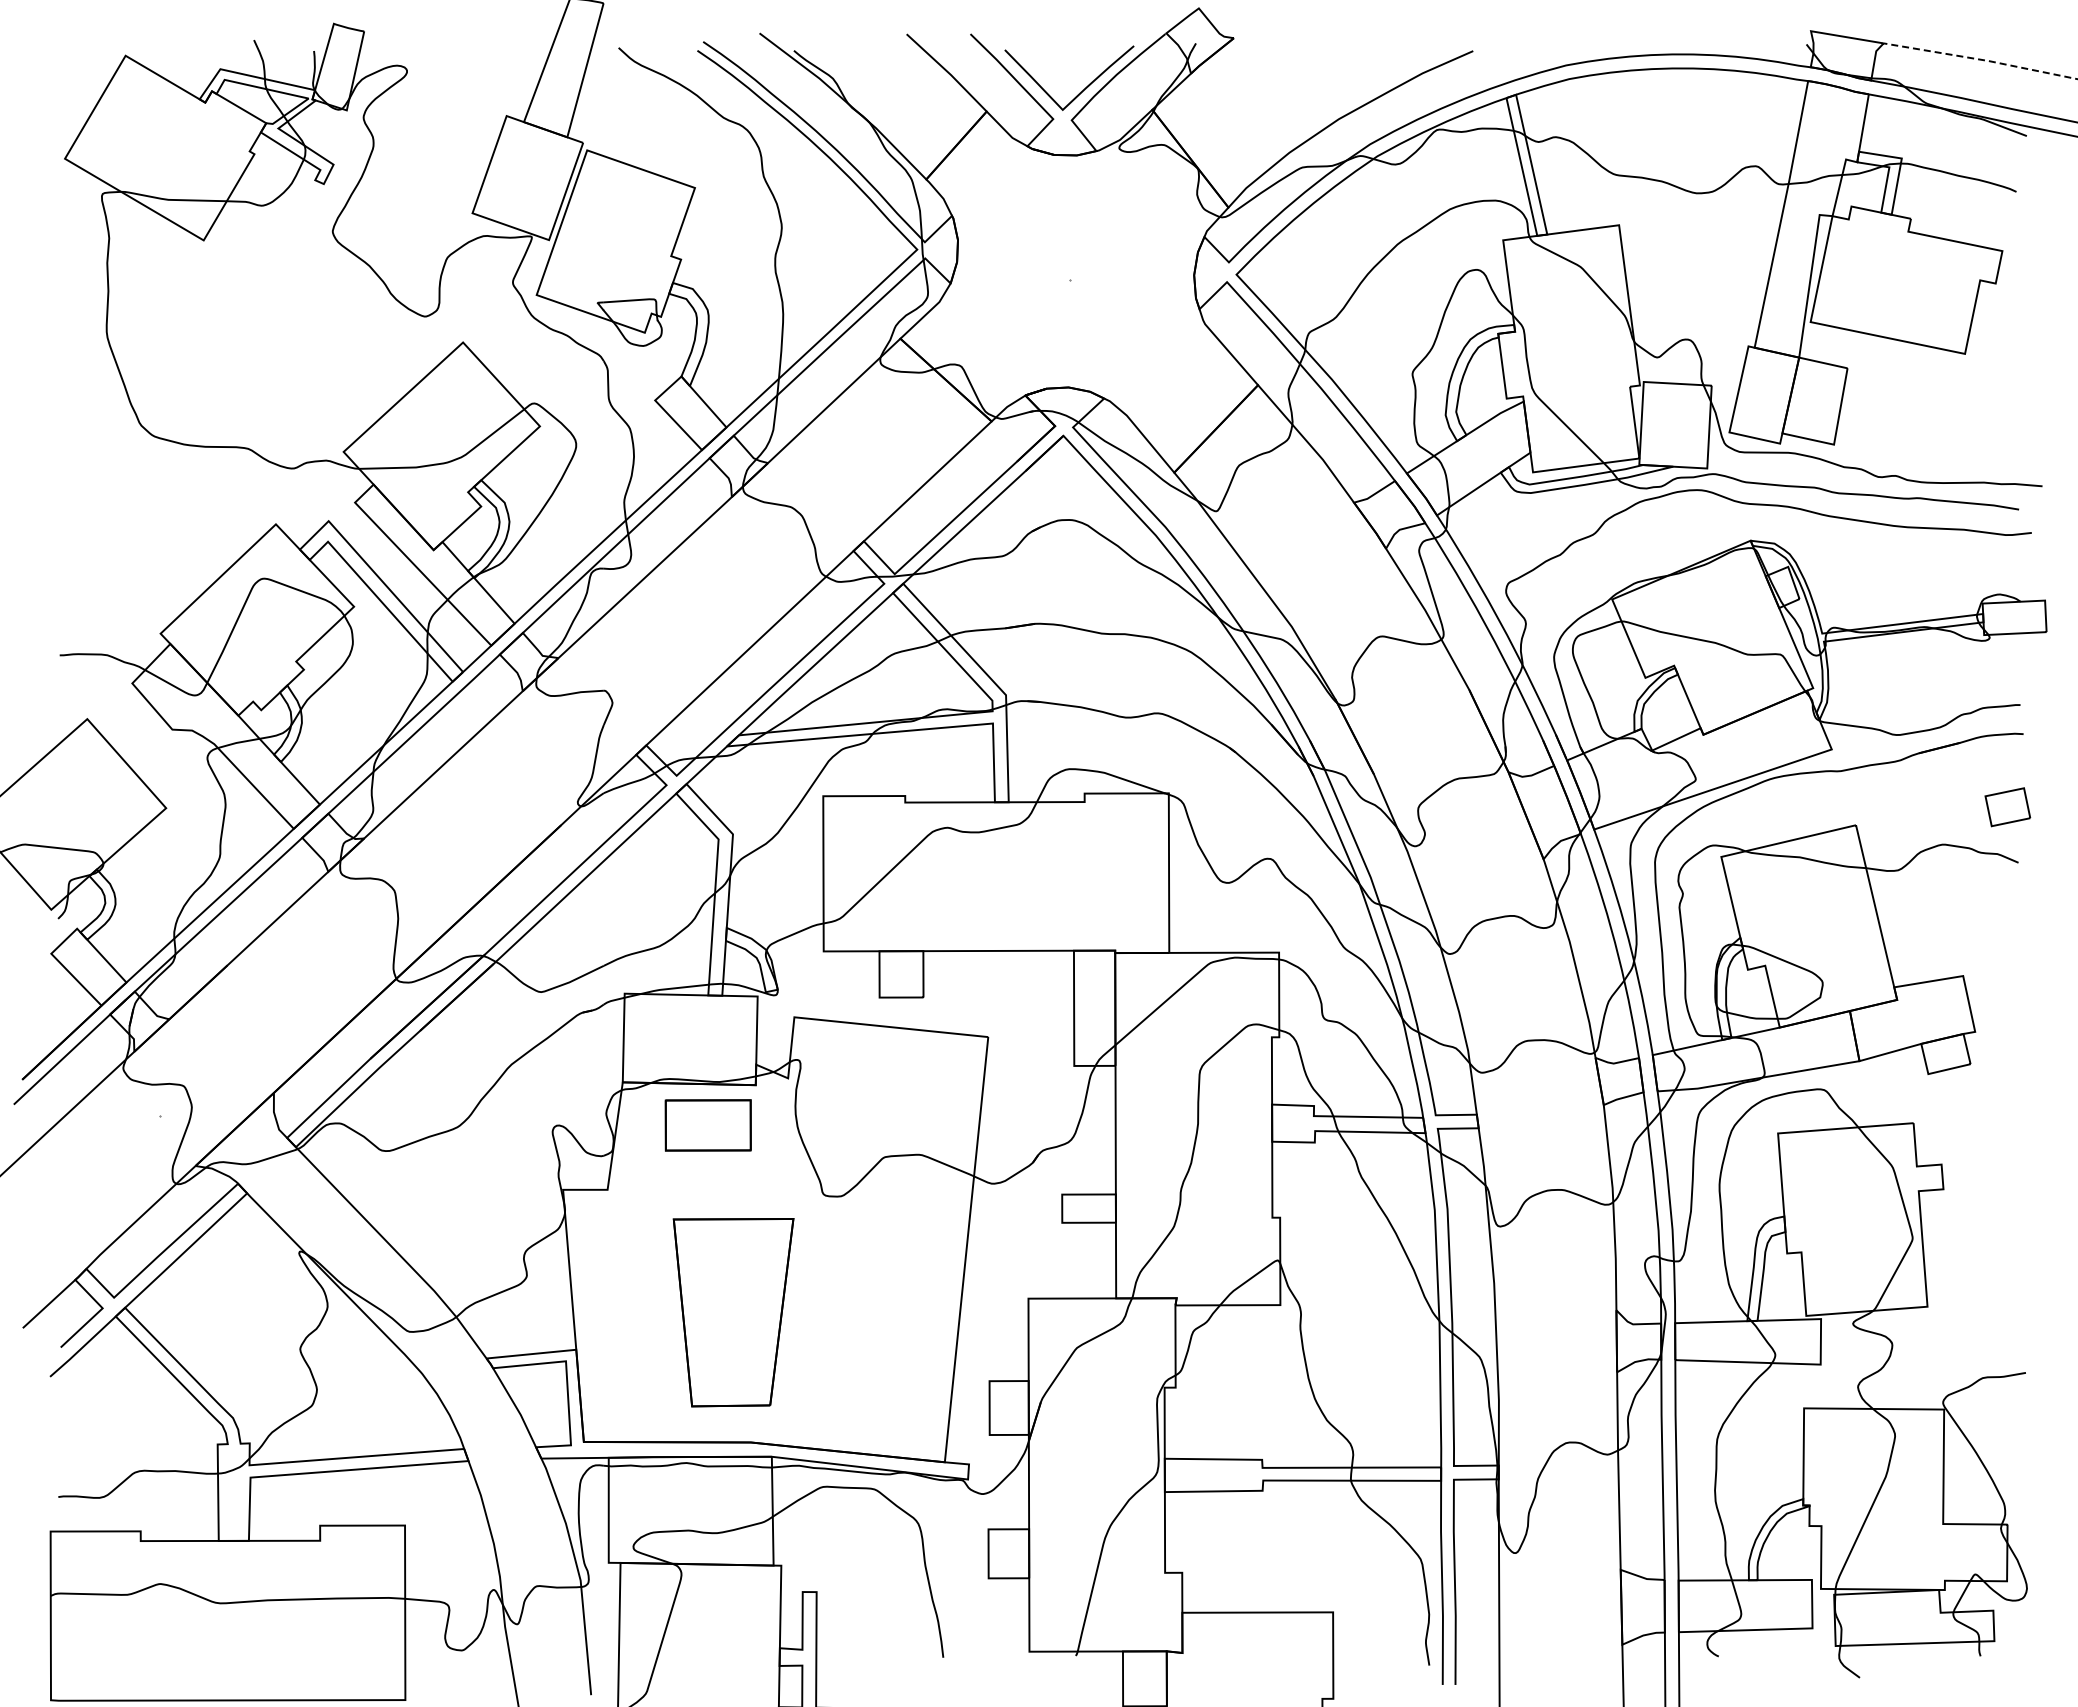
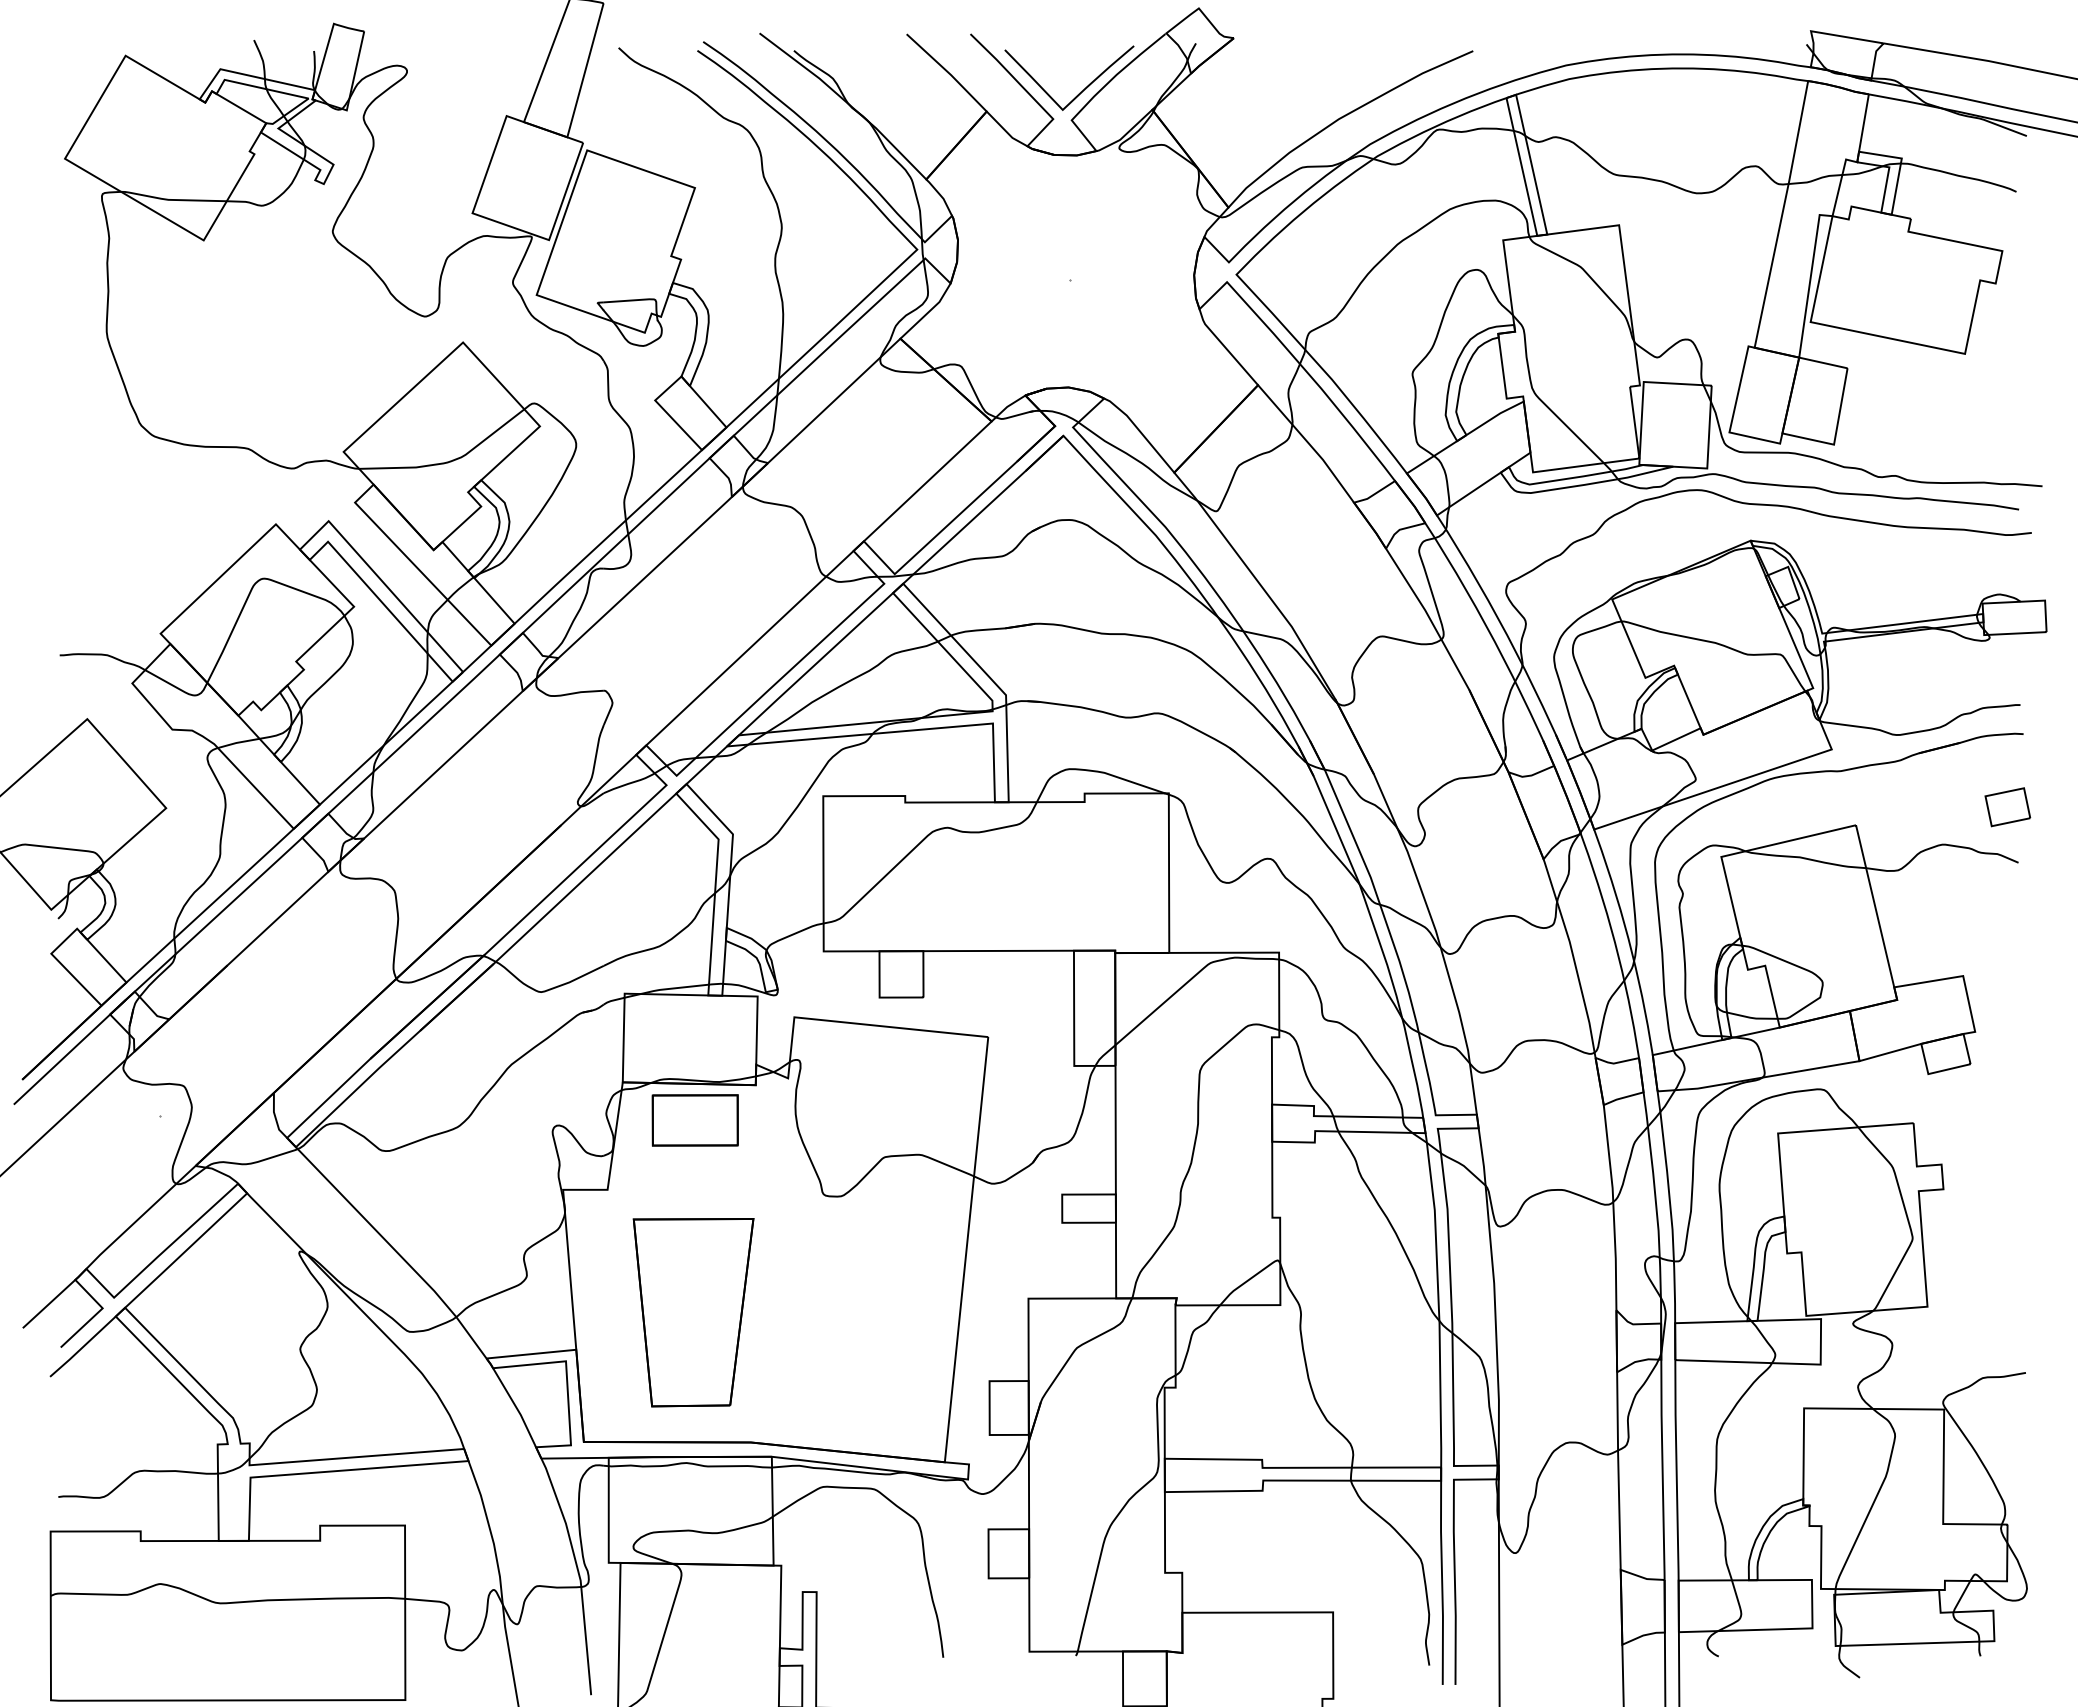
line: dashed -> solid (1980, 59)
part position: (707, 1125) -> (694, 1120) (694, 1120)
part position: (733, 1312) -> (693, 1312) (693, 1312)
